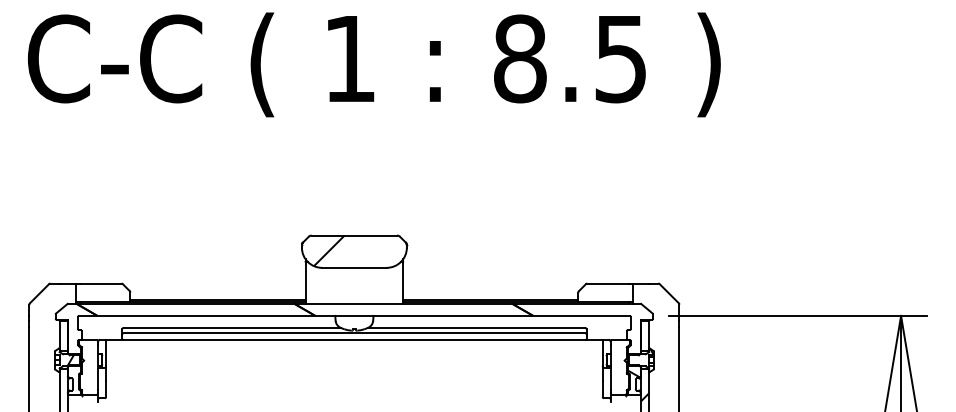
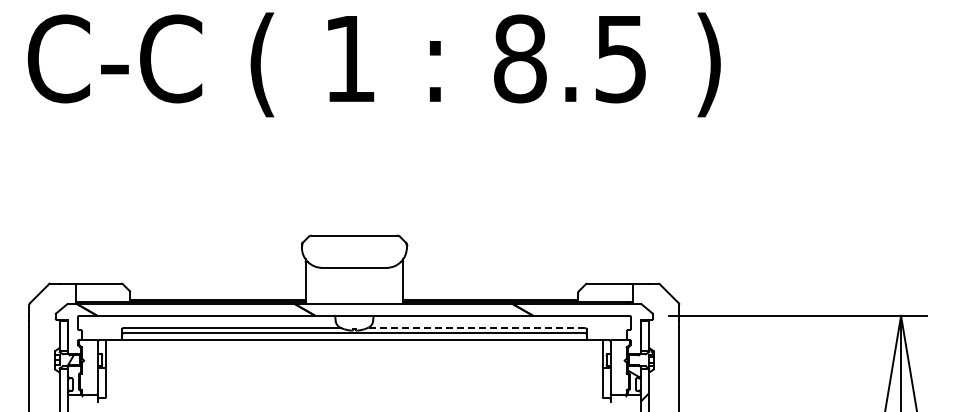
hatch: present -> none (329, 250)
line: solid -> dashed (476, 328)
